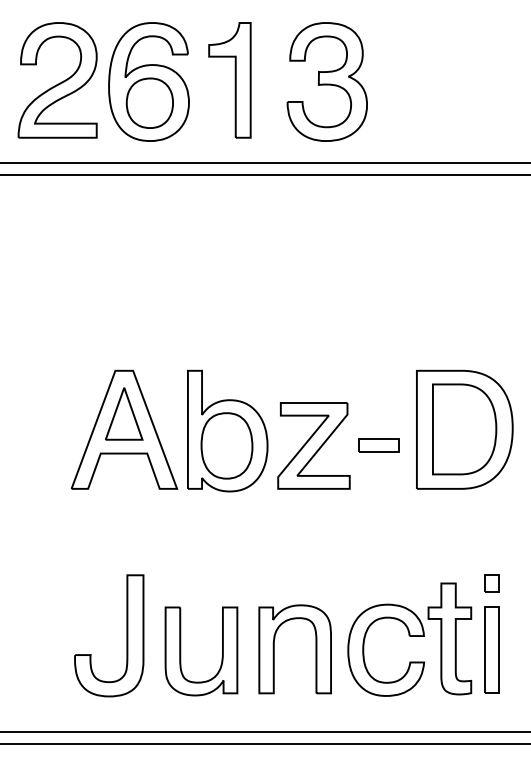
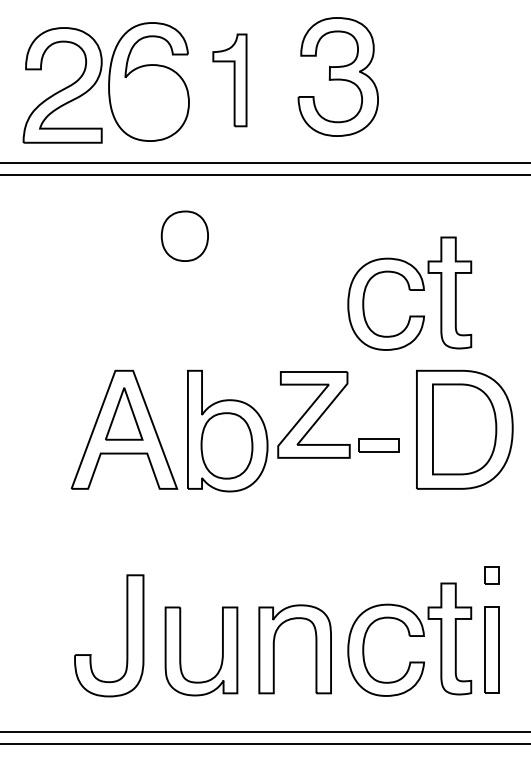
part position: (57, 80) -> (62, 85) (62, 85)
part size: 44x117 px -> 36x95 px (229, 80)
part position: (326, 81) -> (337, 76) (337, 76)
part position: (149, 102) -> (184, 235) (184, 235)
part: none -> present (409, 293)
part position: (313, 445) -> (313, 414) (313, 414)
part position: (491, 583) -> (491, 575) (491, 575)
